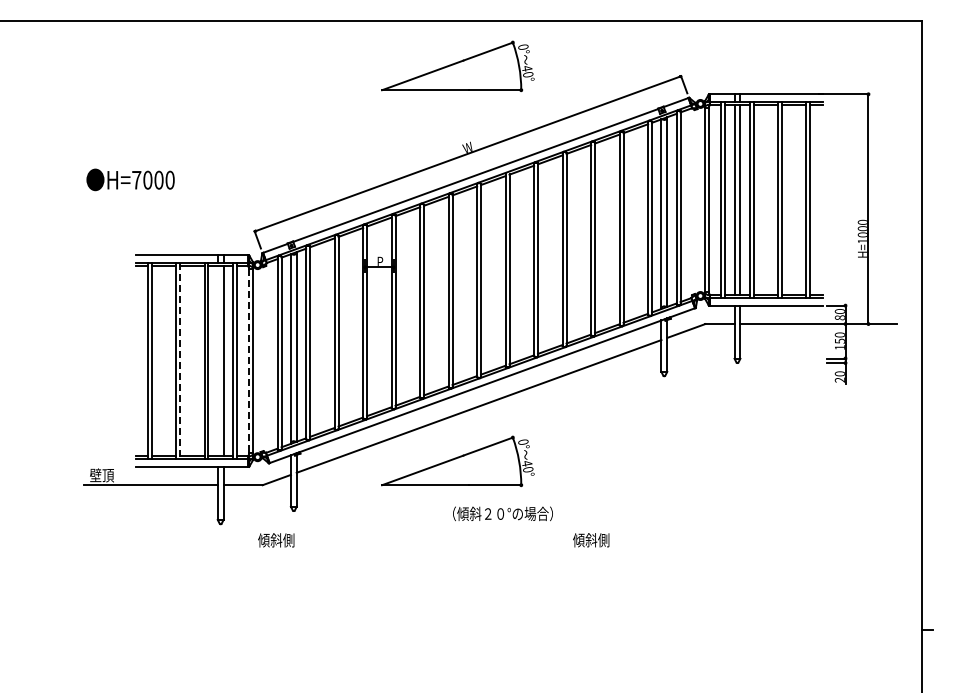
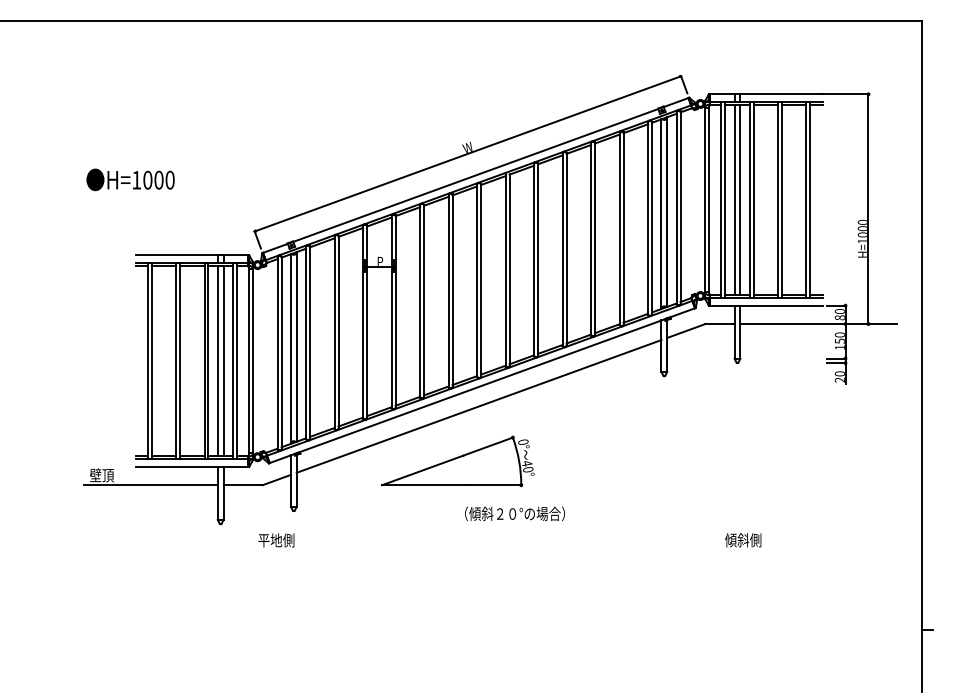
part: present -> none (457, 66)
text: H=7000 -> H=1000 (136, 180)
line: dashed -> solid (180, 361)
line: none -> present (217, 361)
line: dashed -> solid (248, 361)
text position: (502, 513) -> (514, 513) (514, 513)
text: 傾斜側 -> 平地側 (270, 540)
text position: (591, 540) -> (743, 540) (743, 540)
